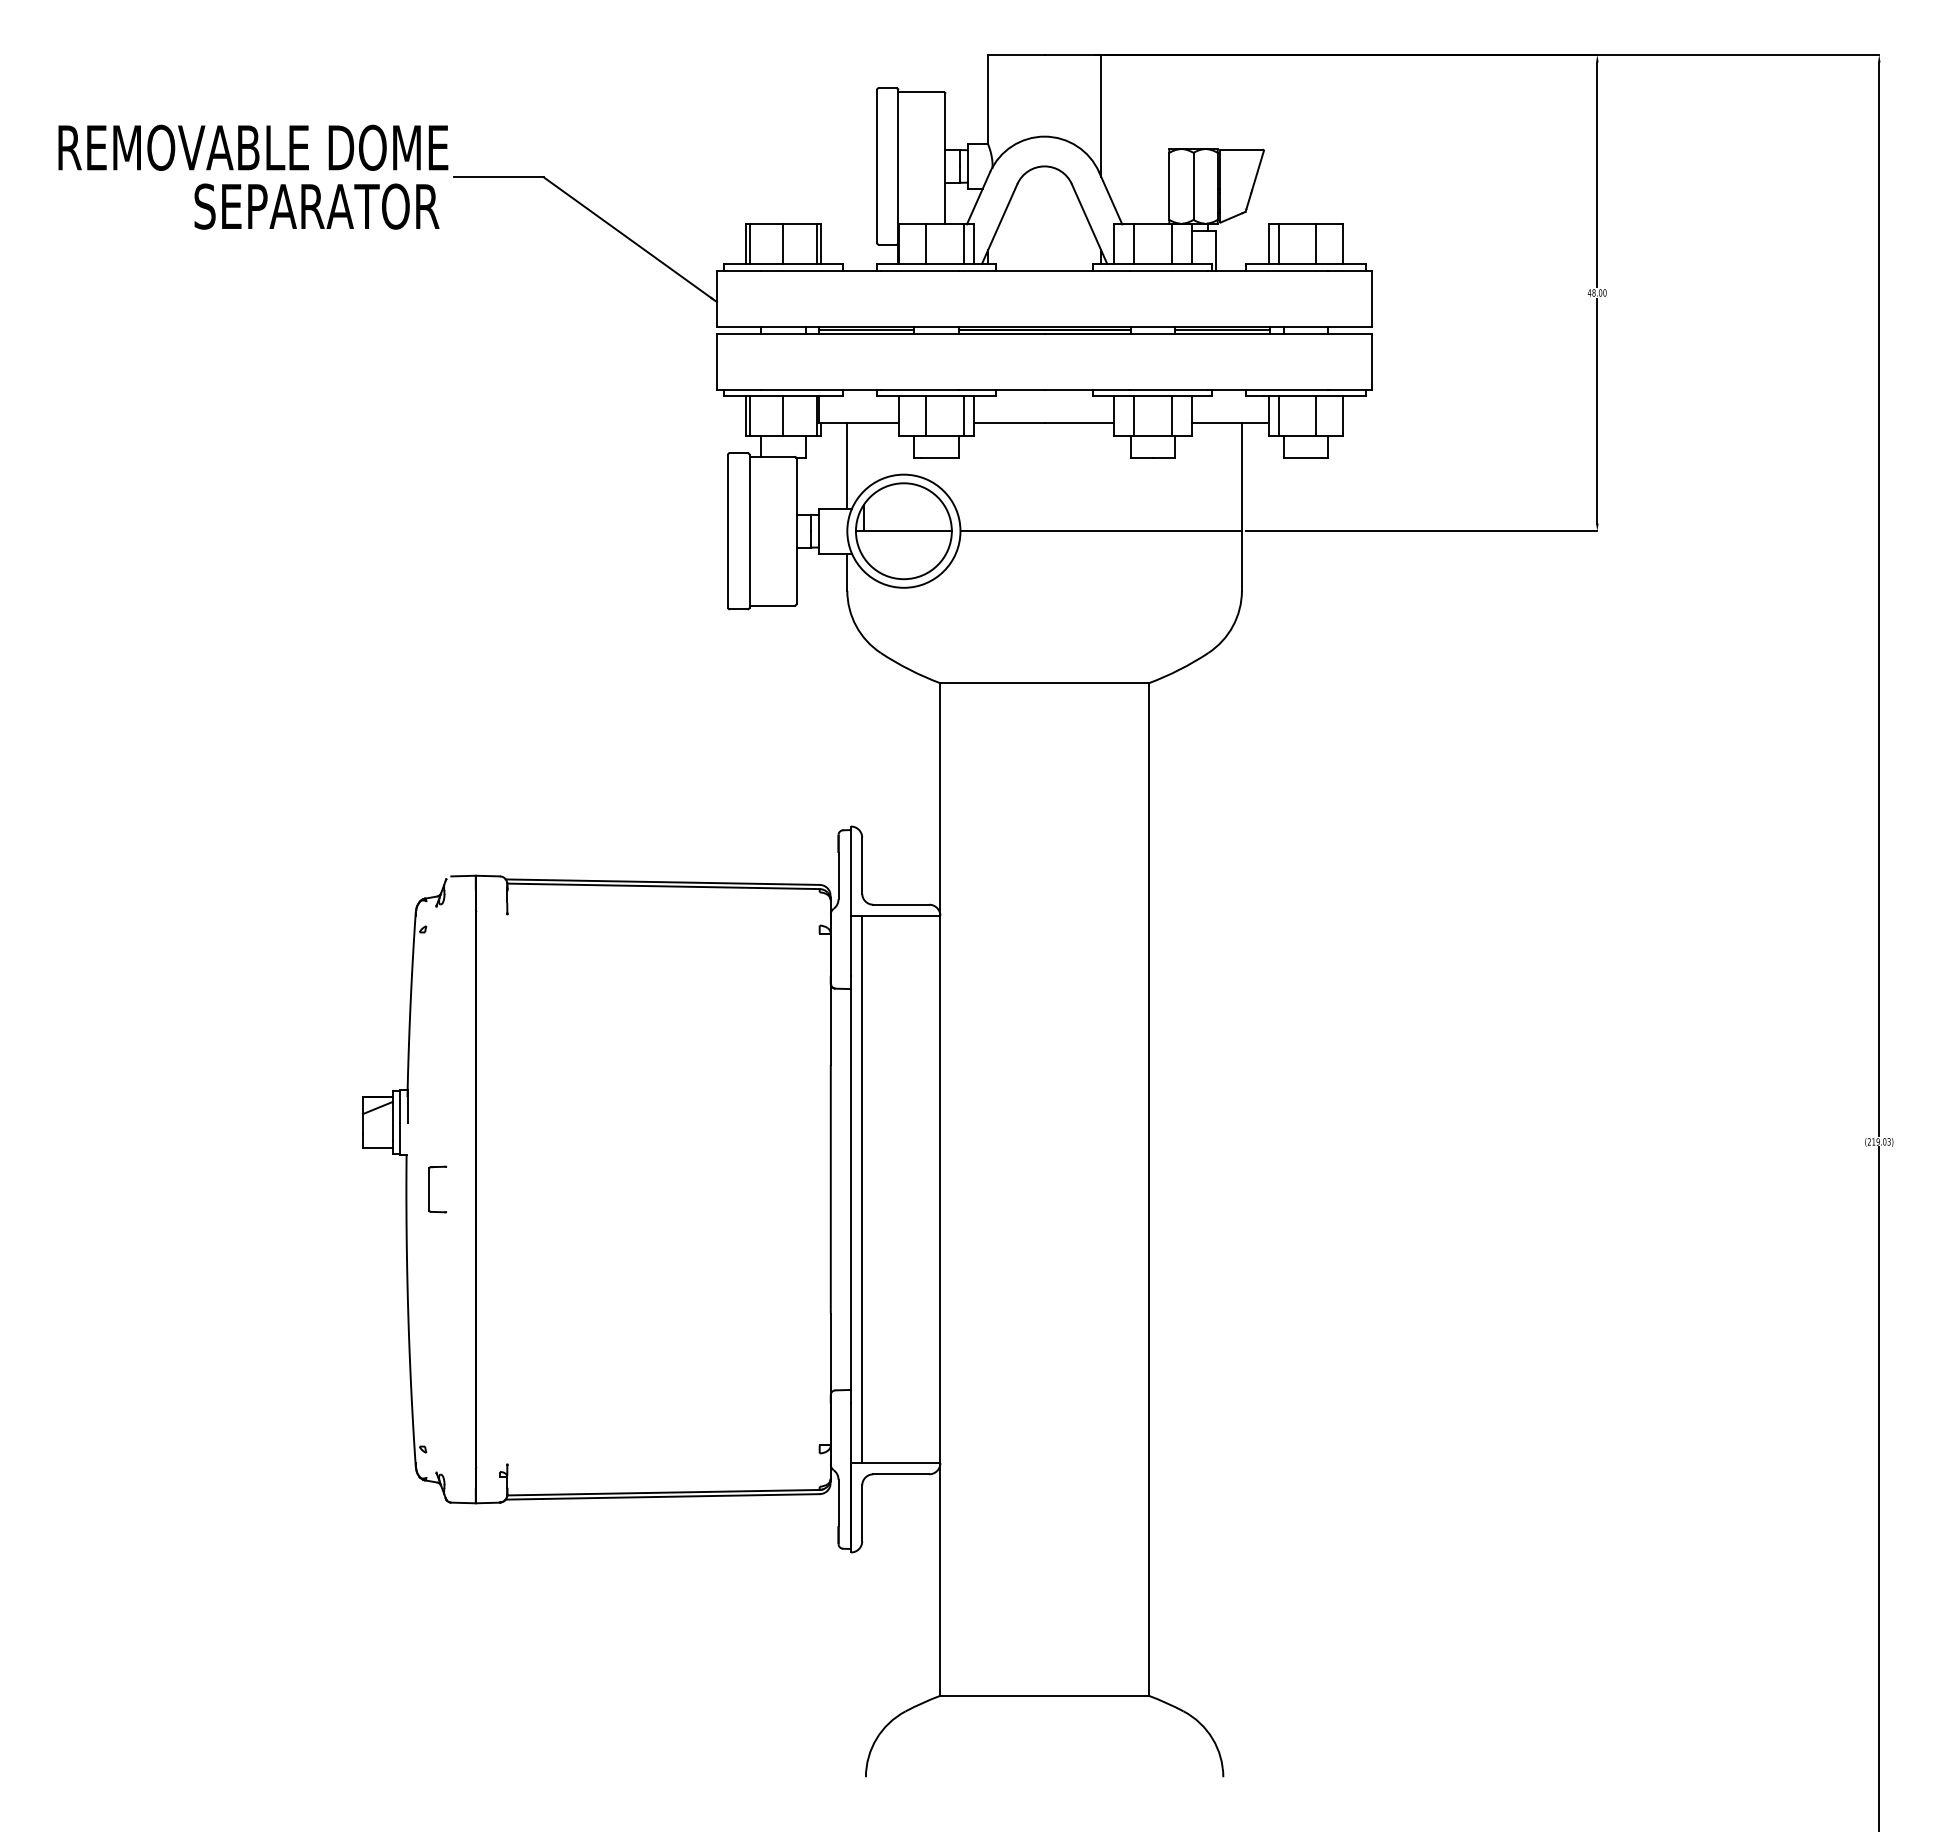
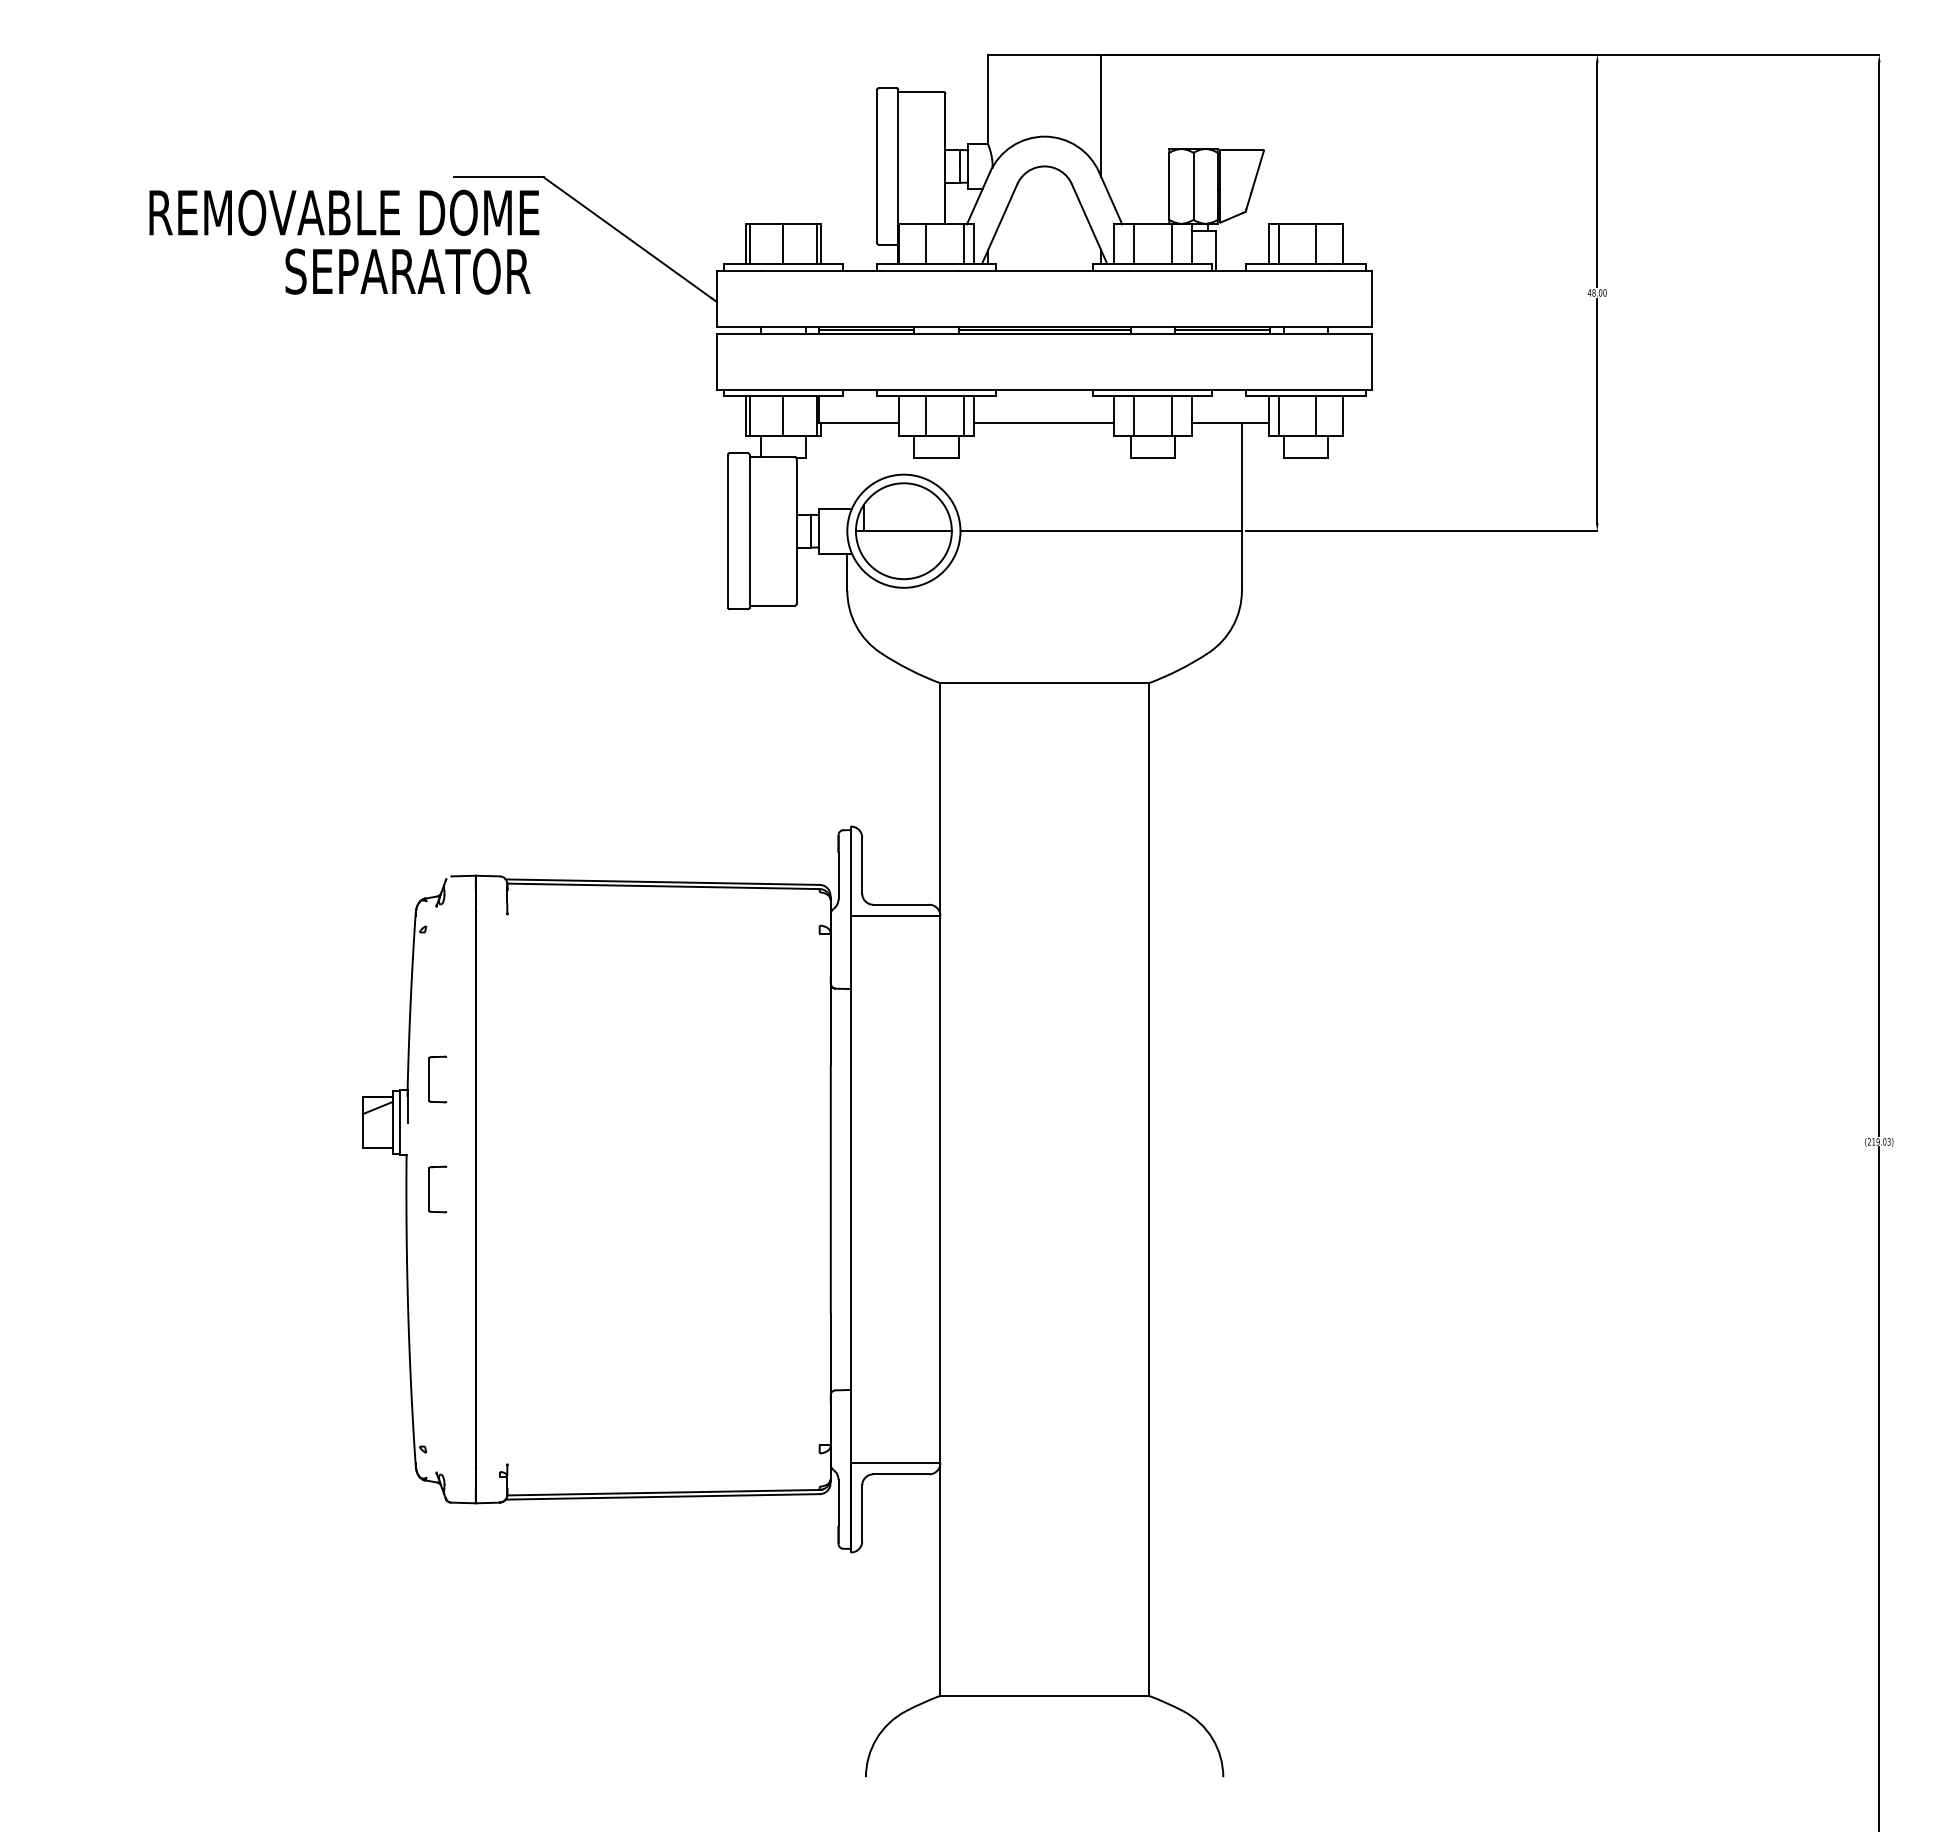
text position: (253, 176) -> (344, 241) (344, 241)
line: present -> none (847, 465)
part: none -> present (429, 1079)
line: present -> none (862, 1189)
